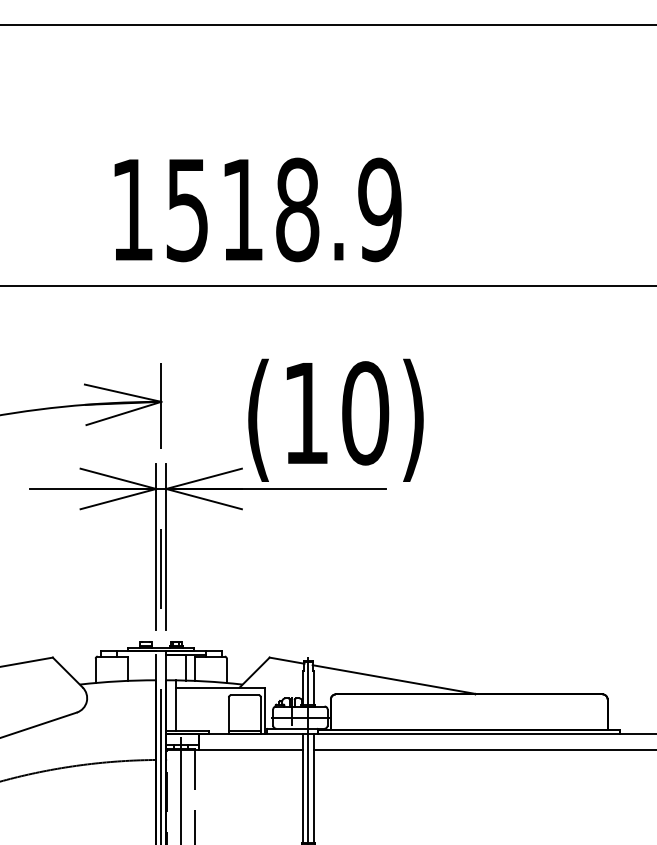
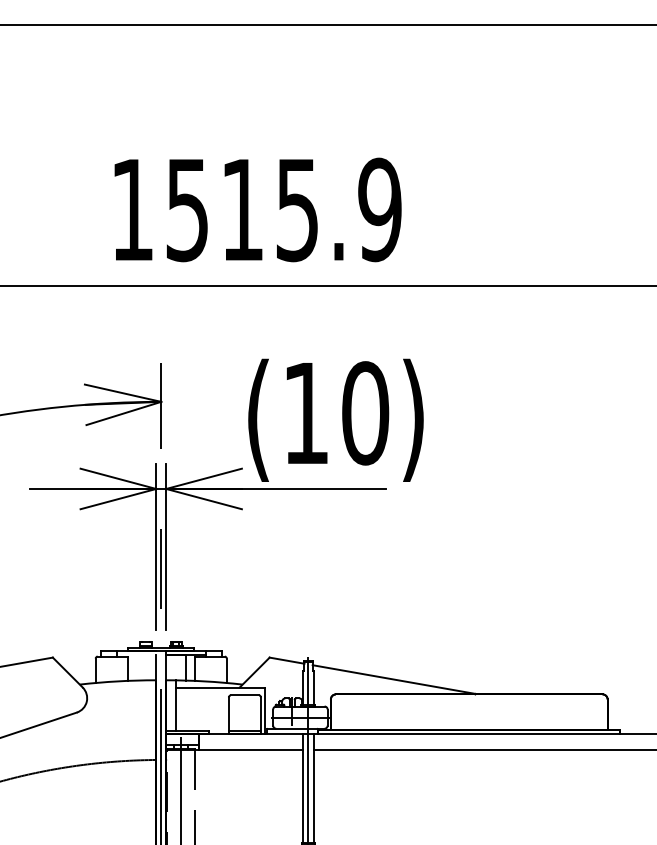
text: 1518.9 -> 1515.9 (297, 209)
